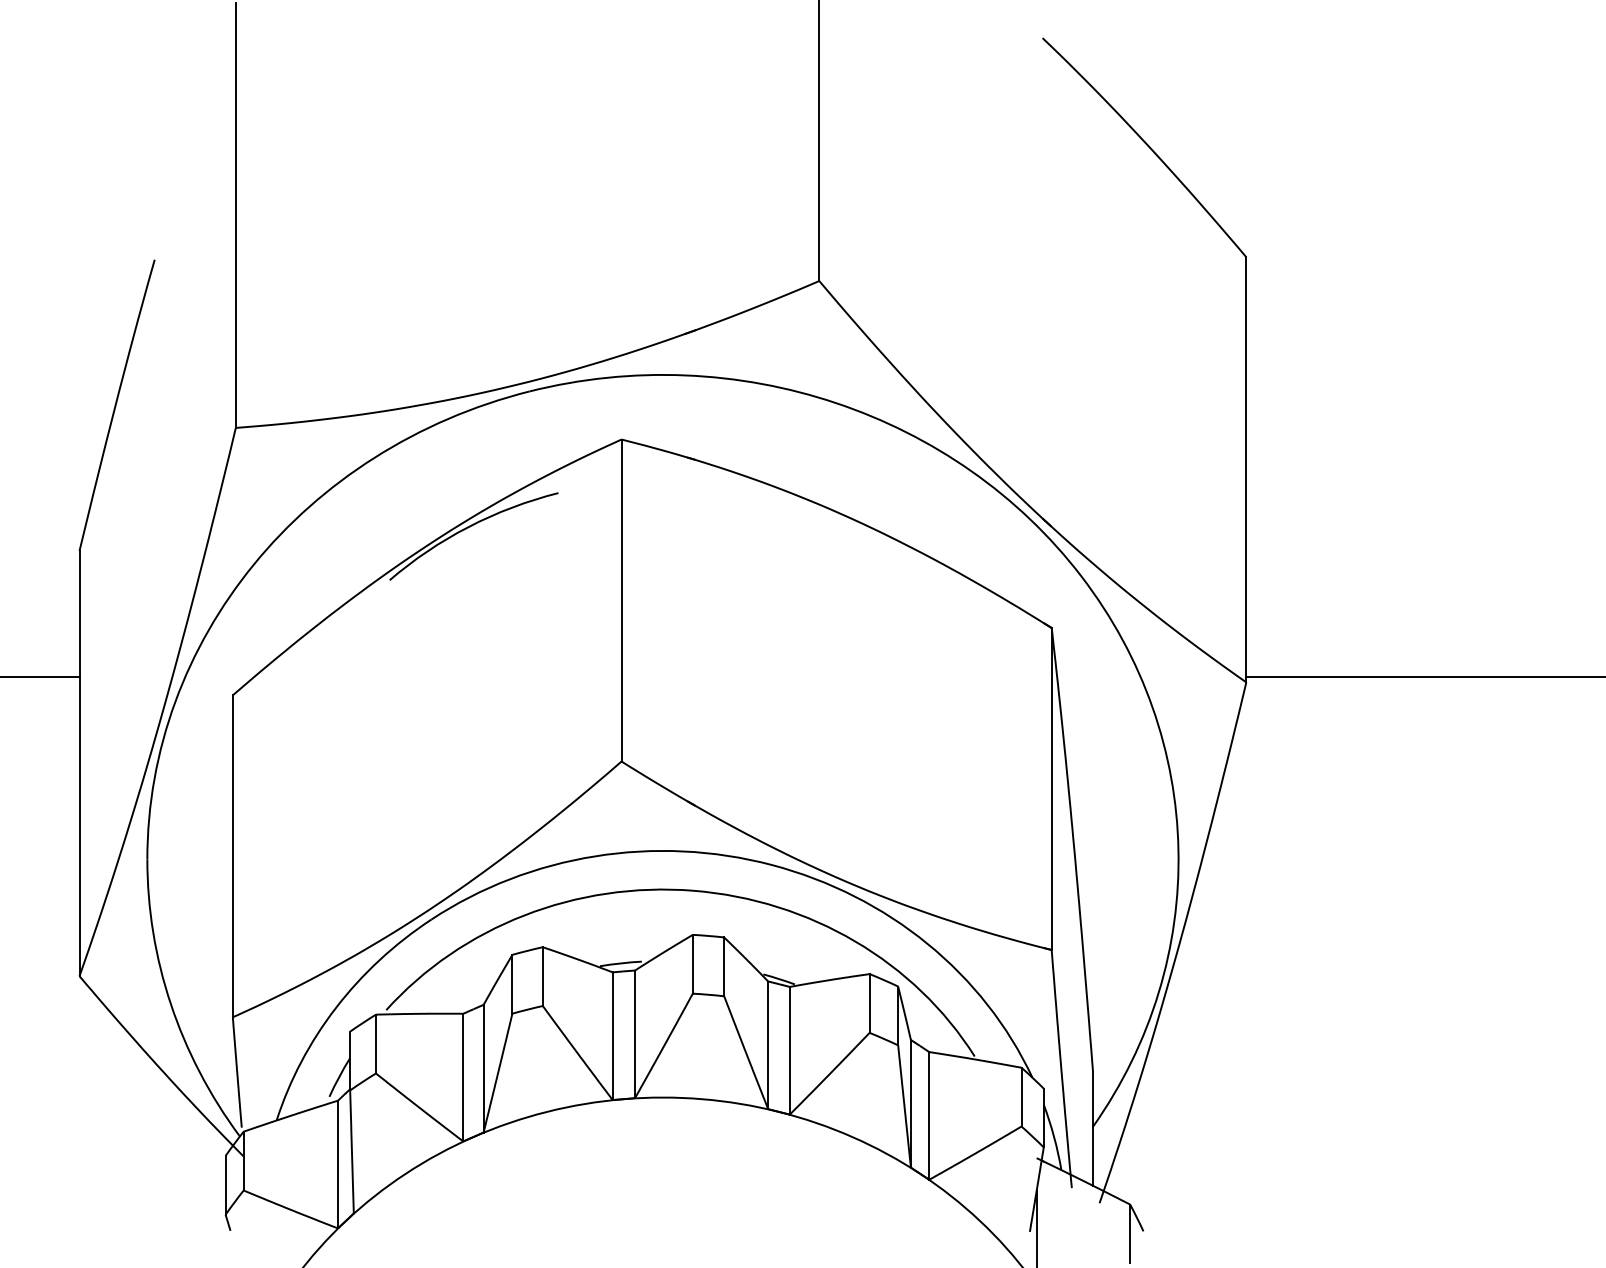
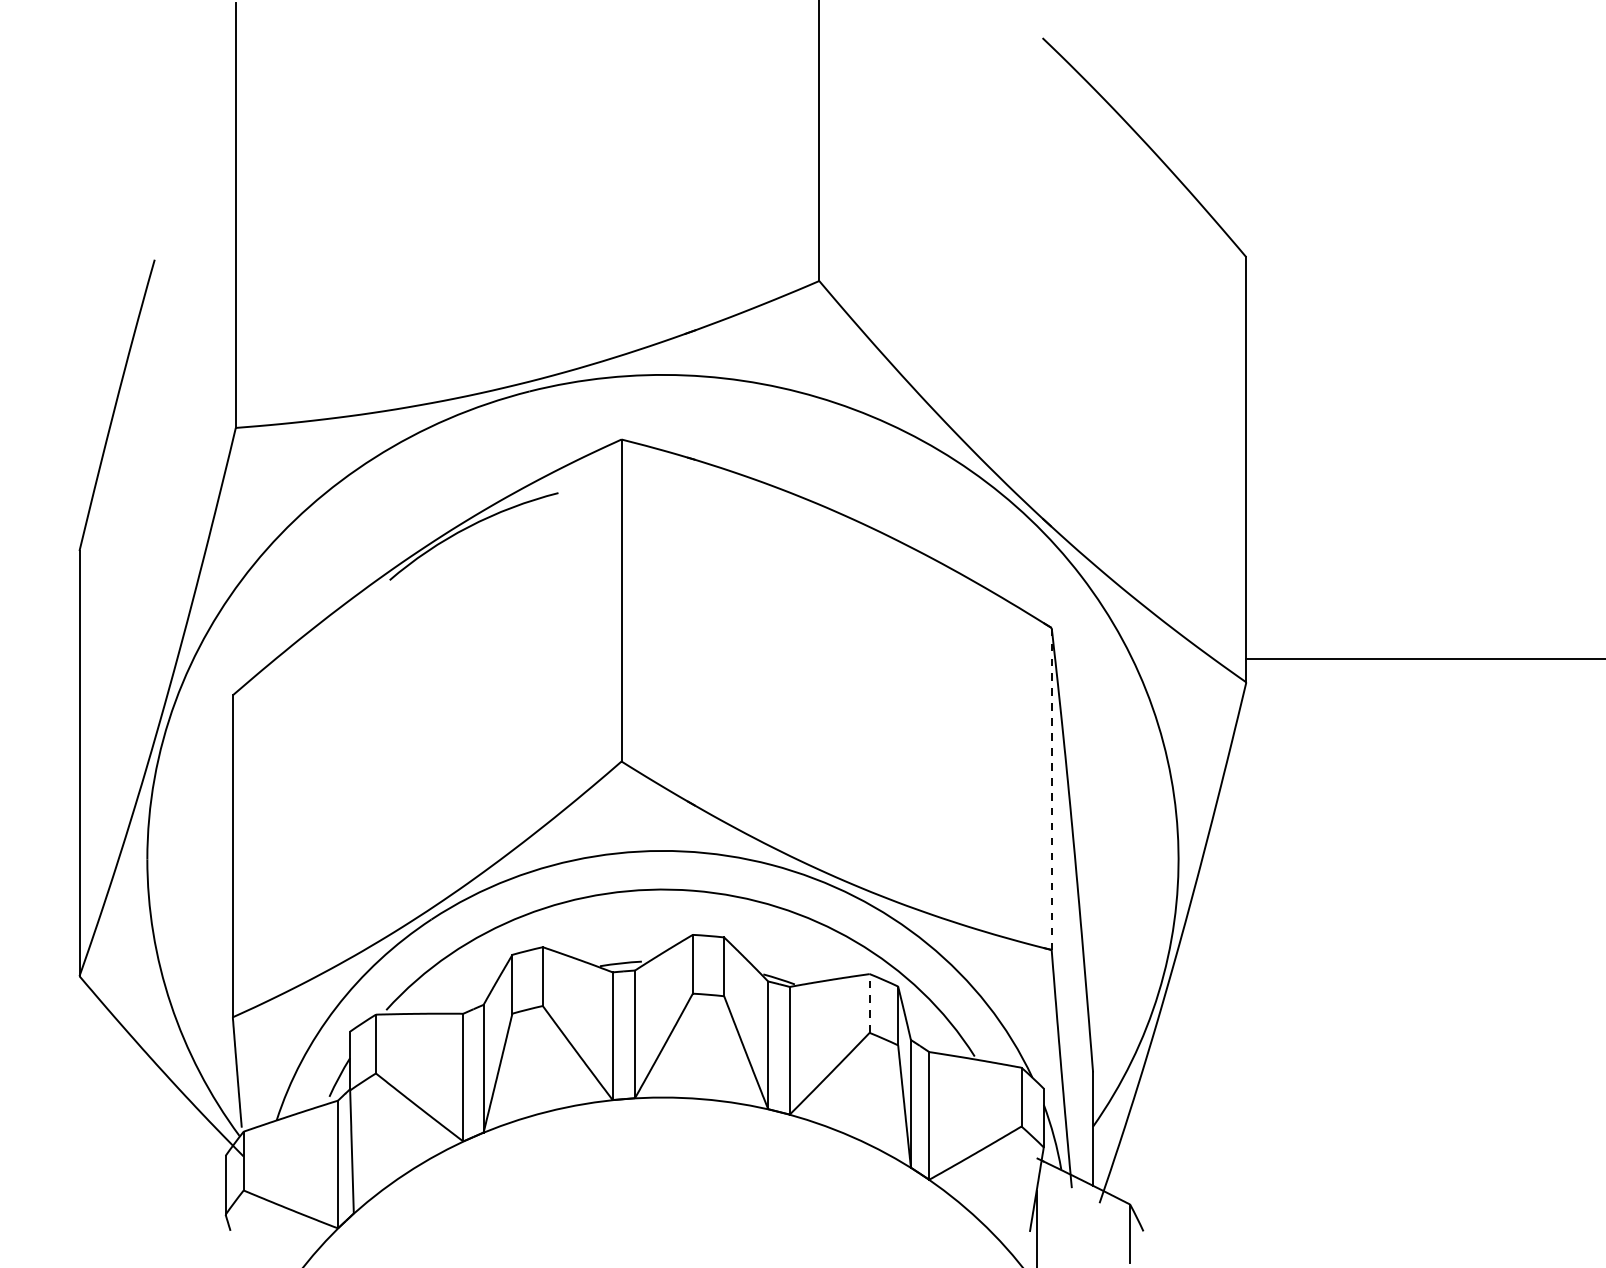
line: present -> none (40, 677)
line position: (1424, 677) -> (1424, 659) (1424, 659)
line: solid -> dashed (1051, 788)
line: solid -> dashed (869, 1002)
